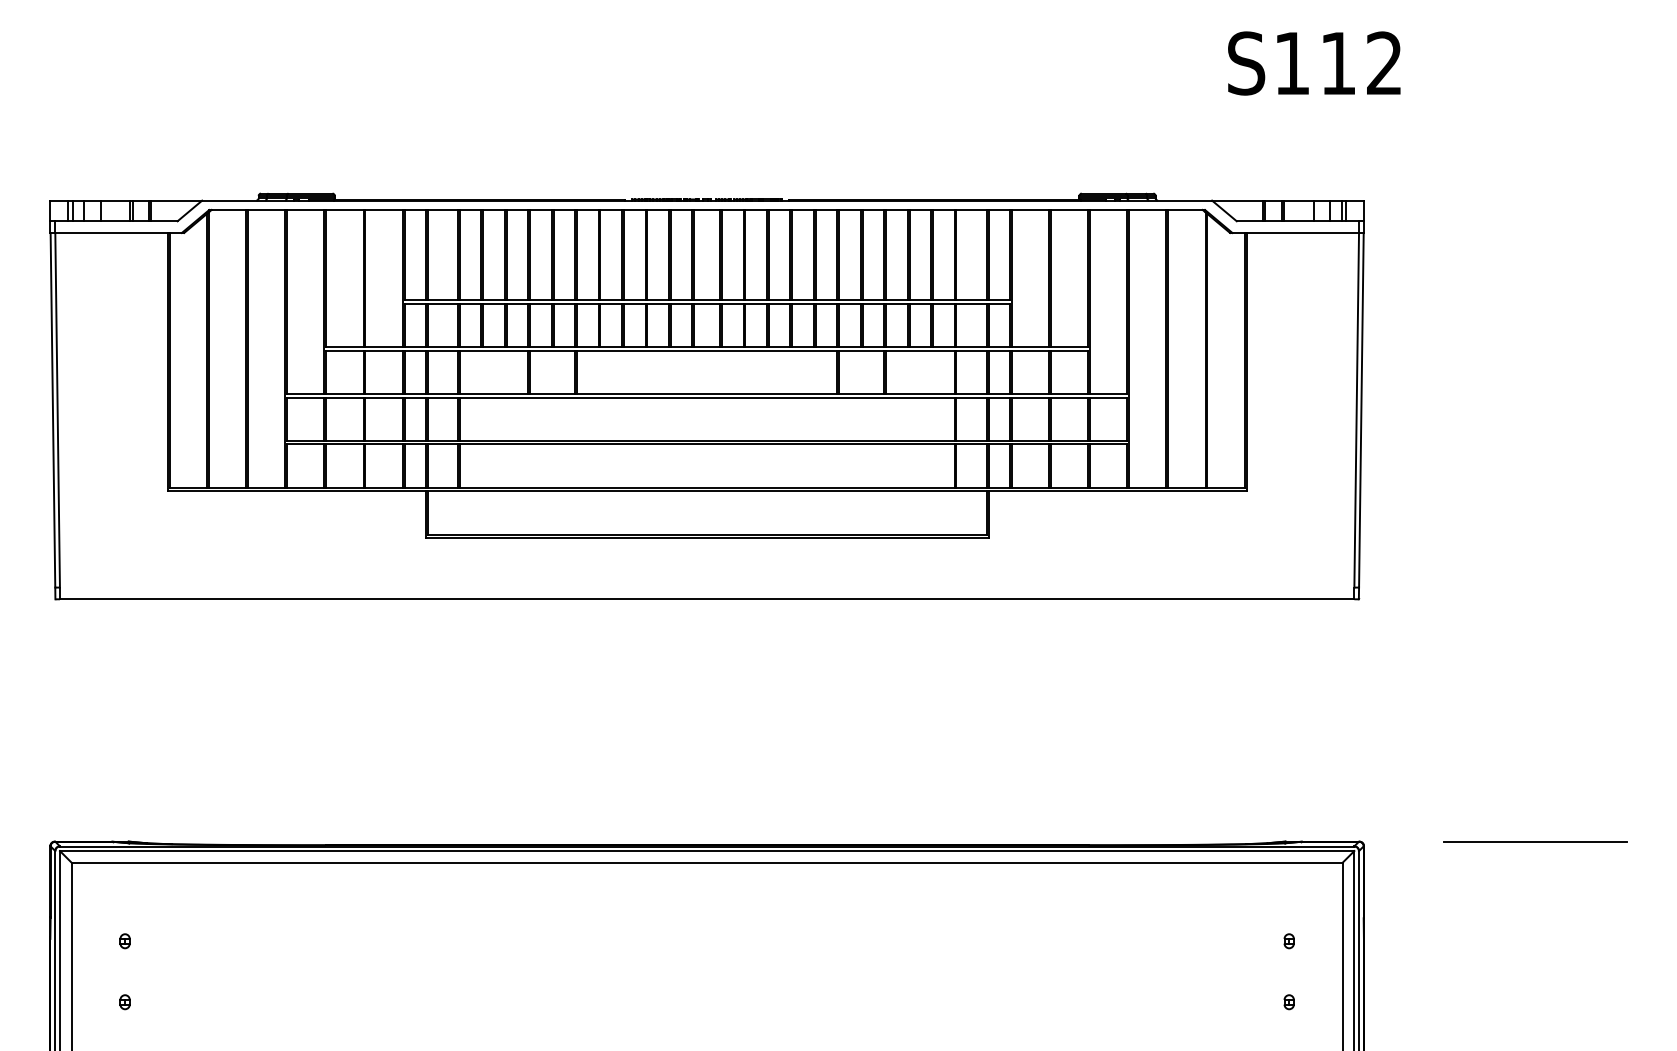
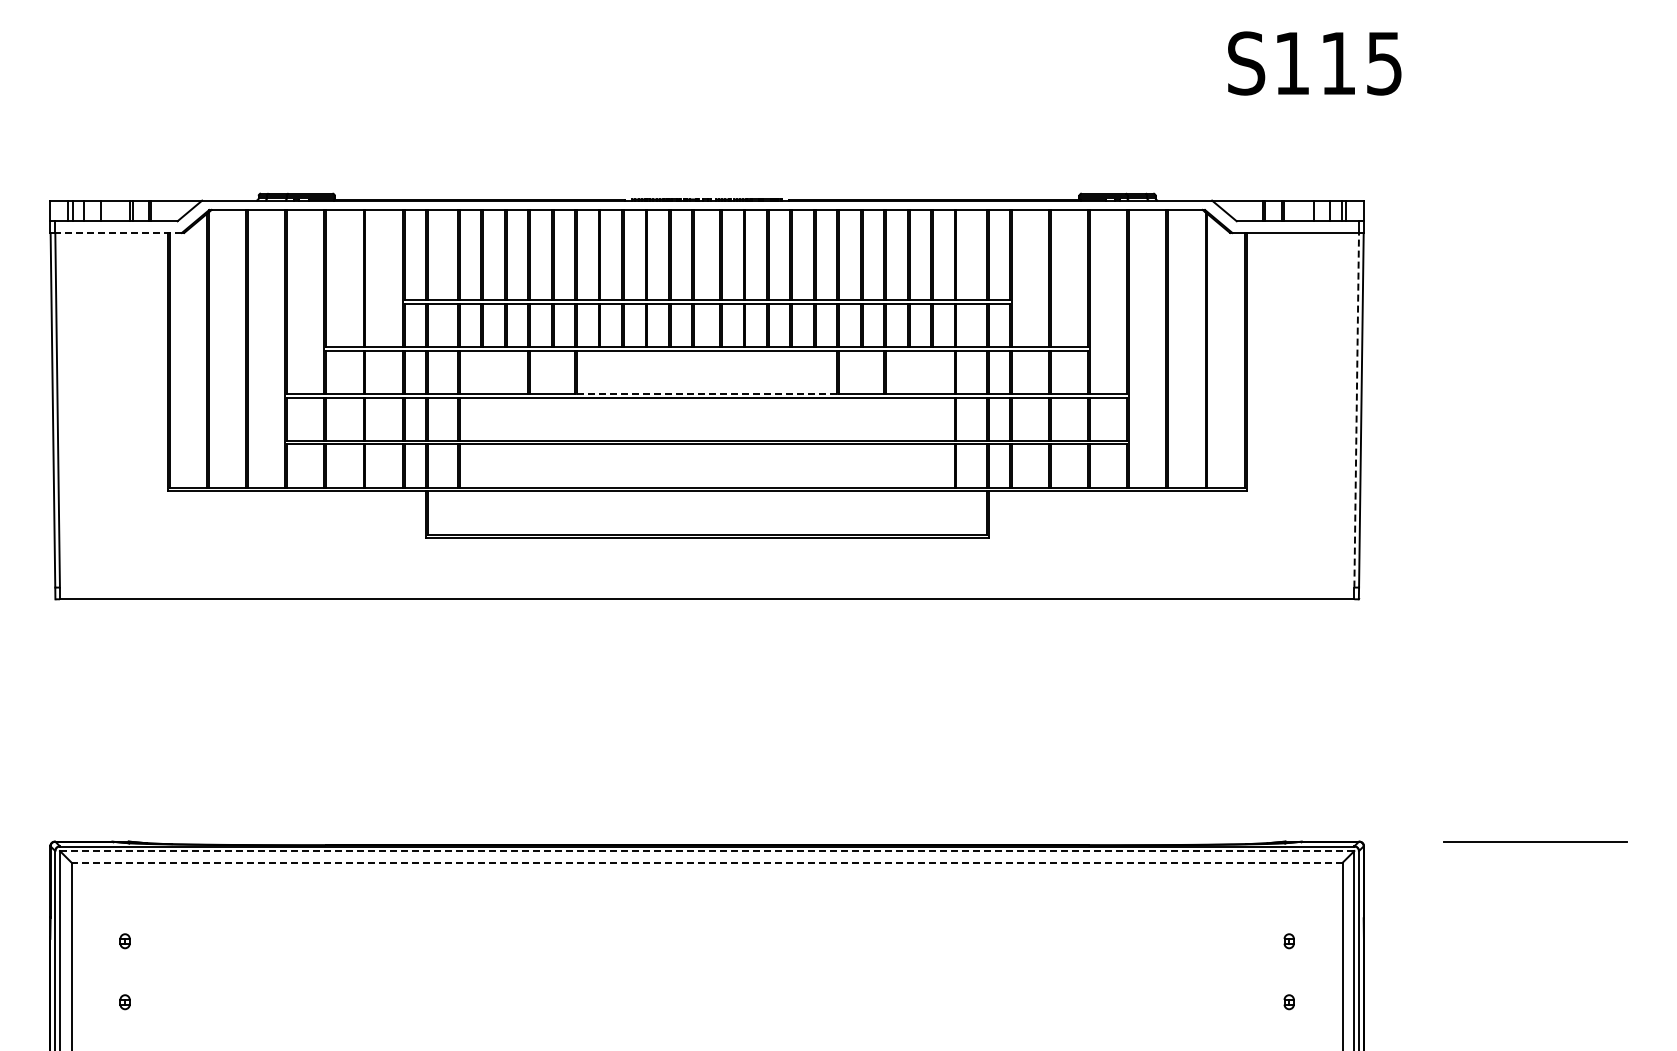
text: S112 -> S115 (1384, 63)
line: solid -> dashed (117, 233)
line: solid -> dashed (707, 393)
line: solid -> dashed (1356, 409)
line: solid -> dashed (706, 851)
line: solid -> dashed (706, 862)
